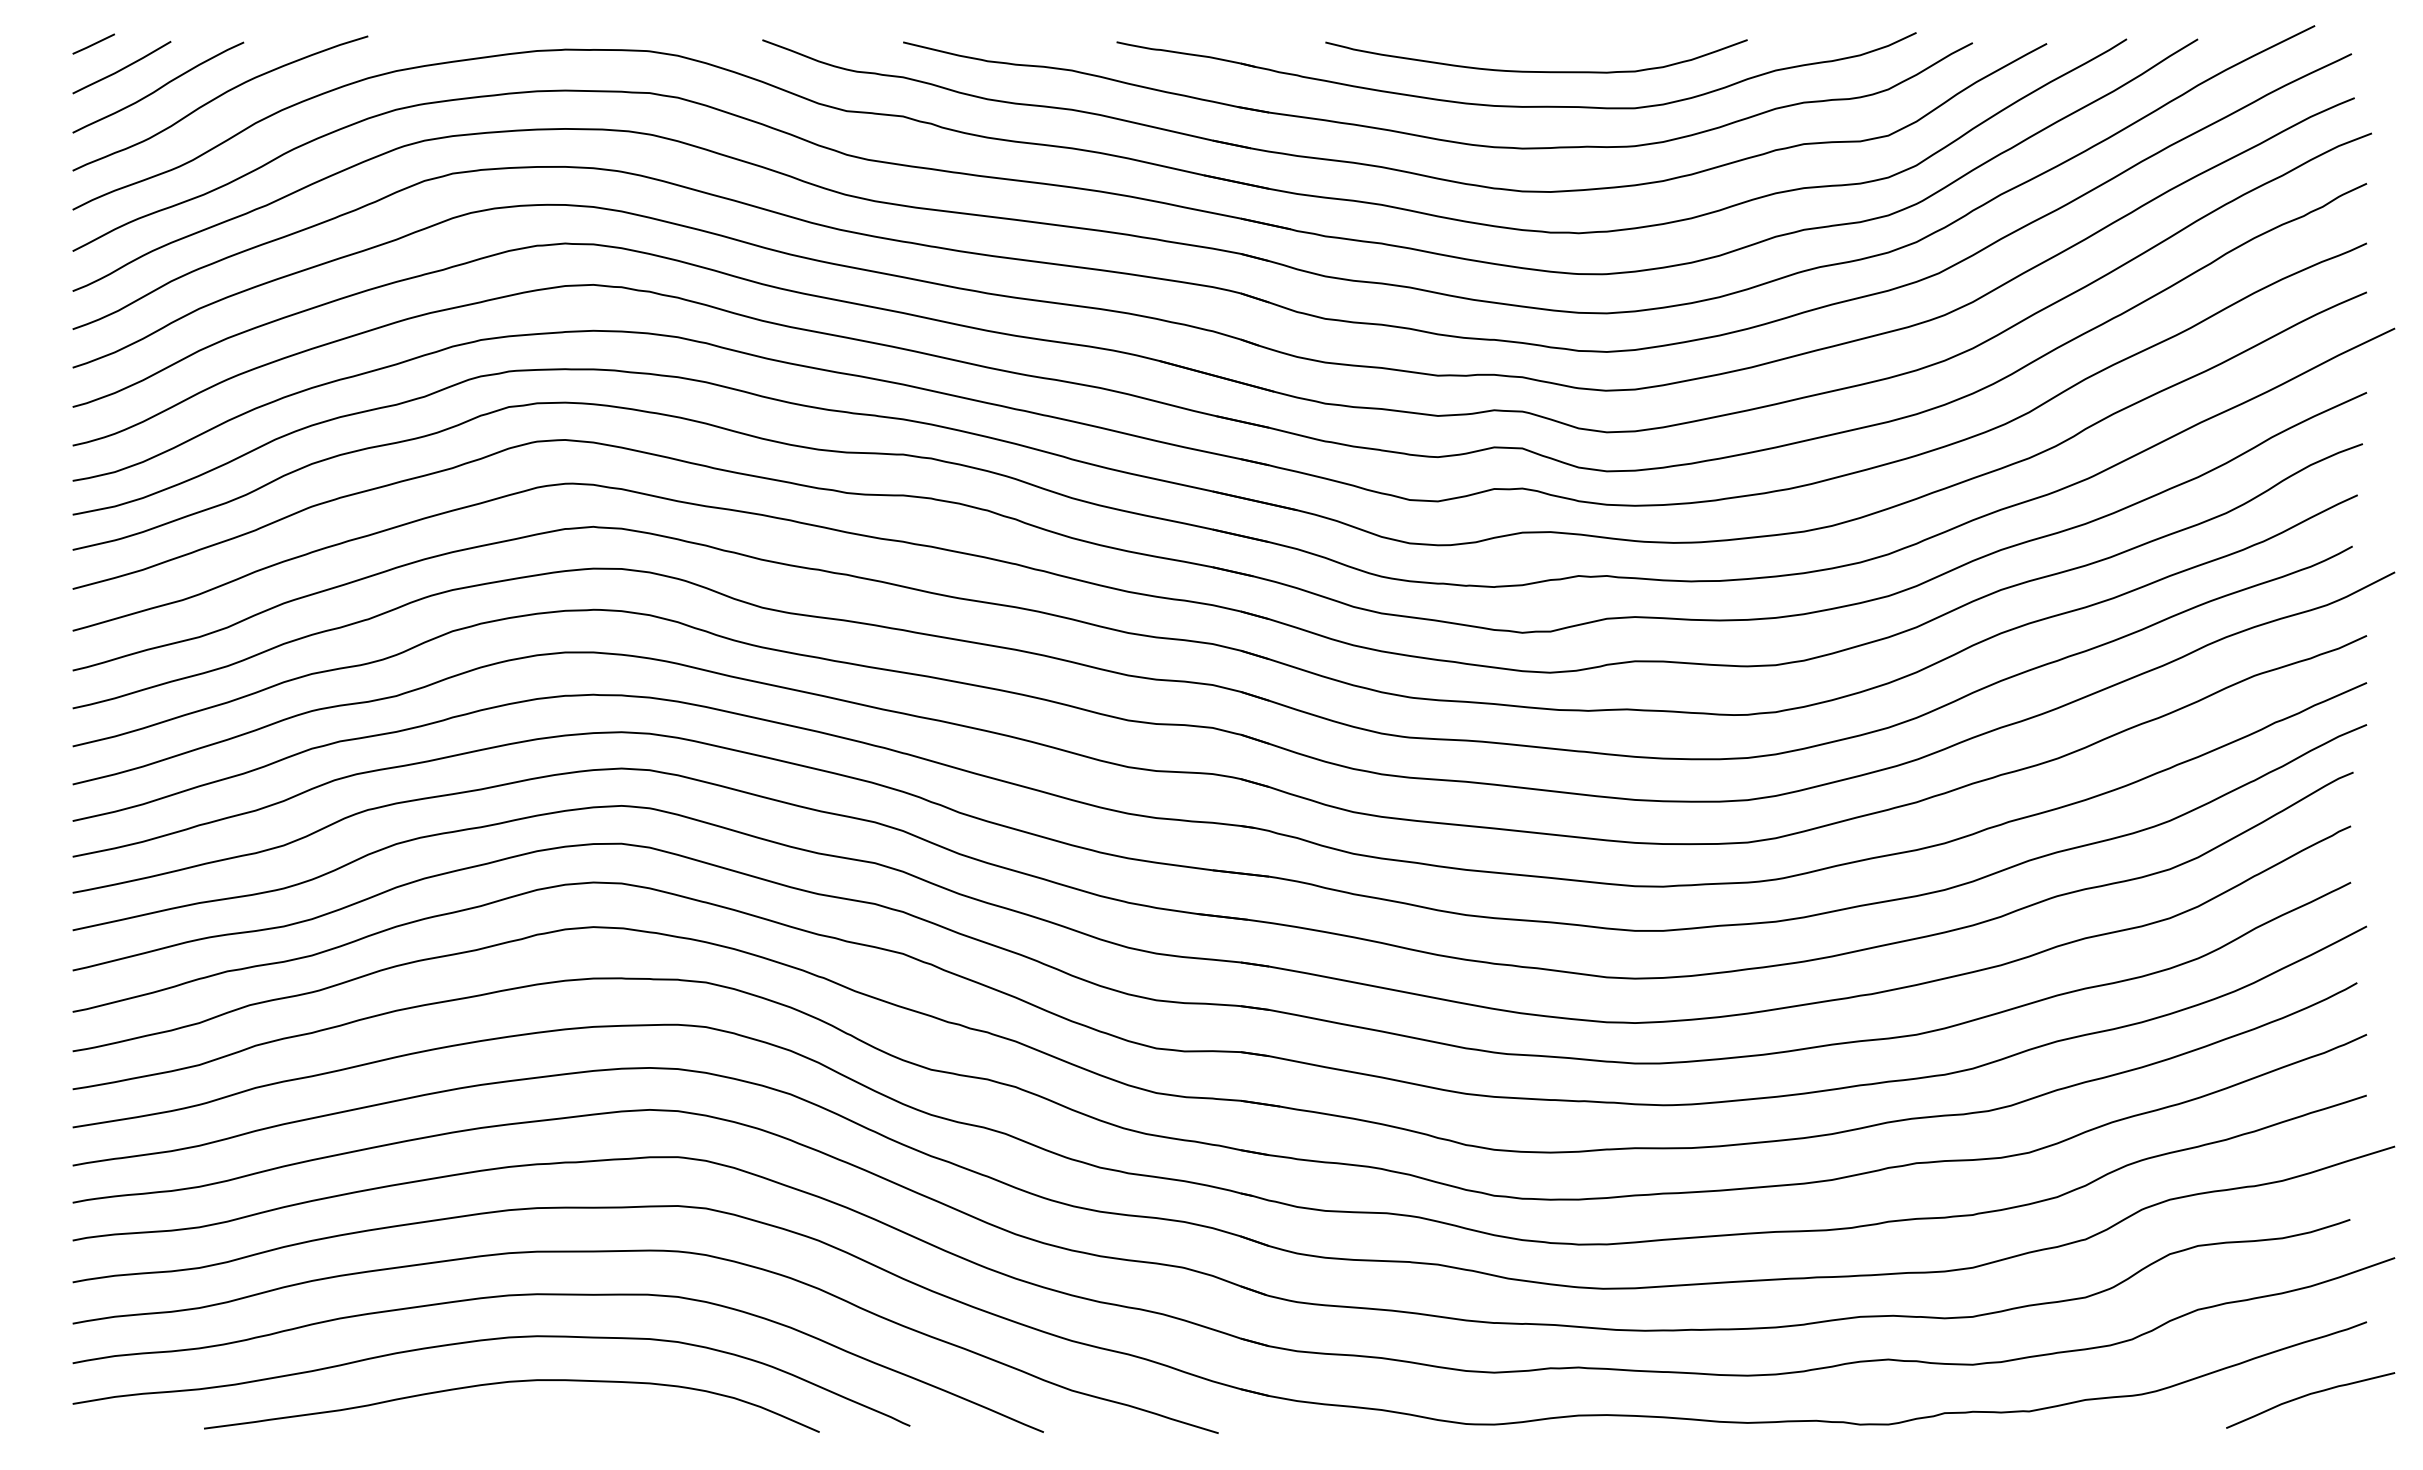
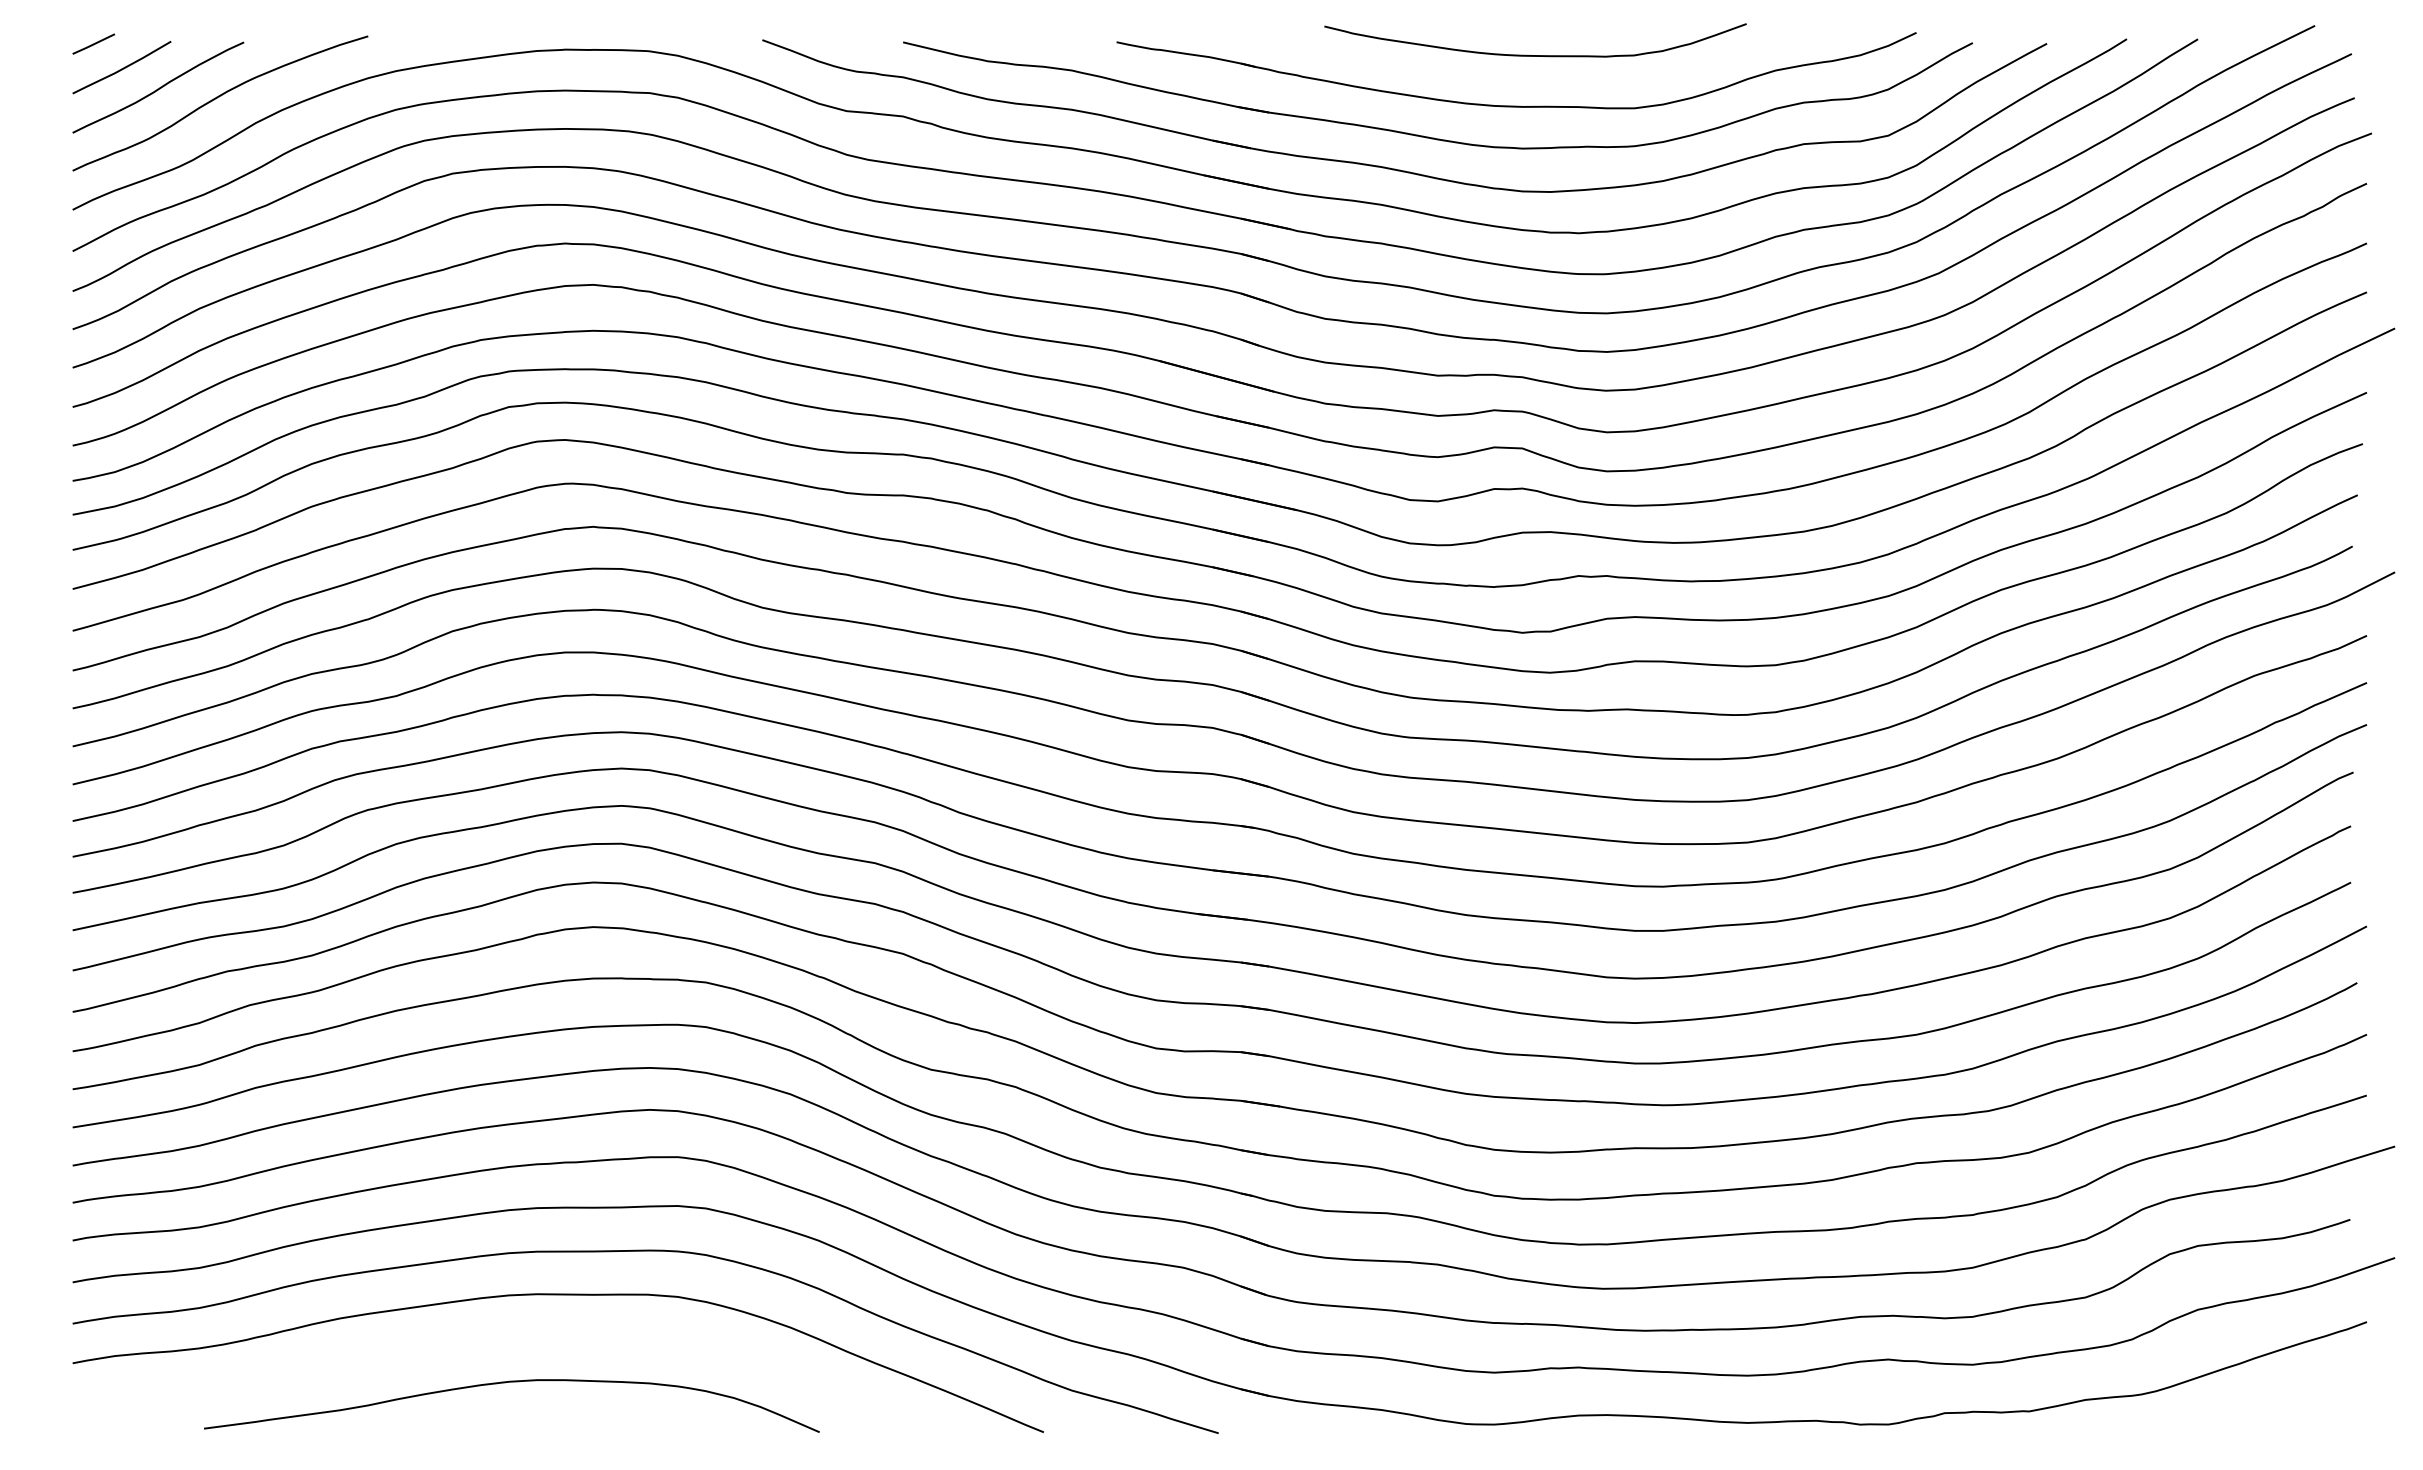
curve position: (1536, 71) -> (1535, 55) (1535, 55)
curve: present -> none (491, 1340)
curve: present -> none (2309, 1395)
